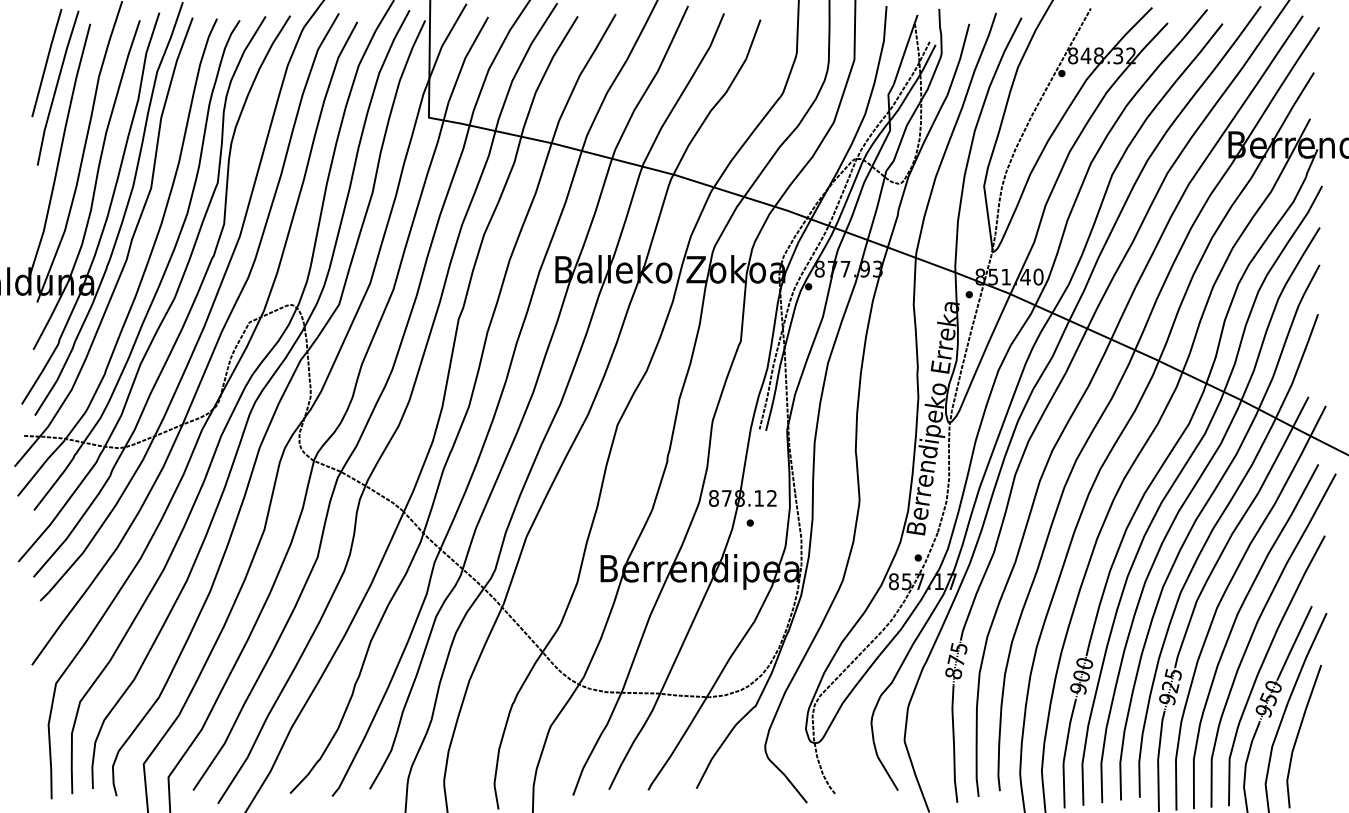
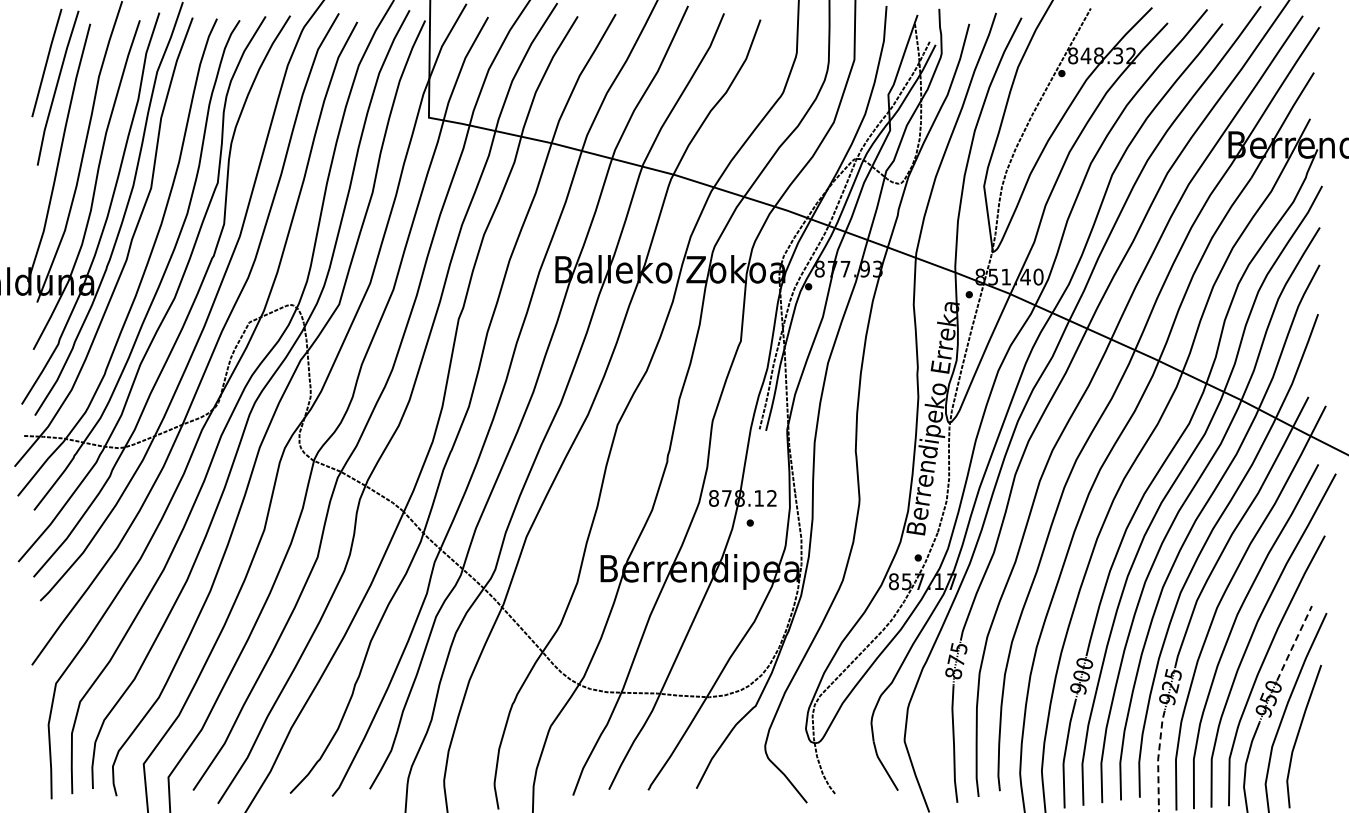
line: solid -> dashed (1294, 643)
line: solid -> dashed (1158, 759)
